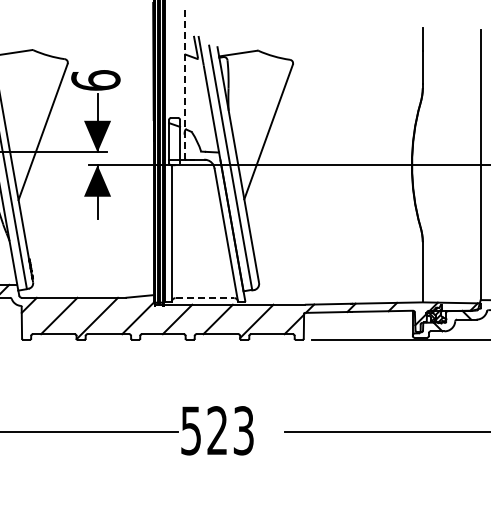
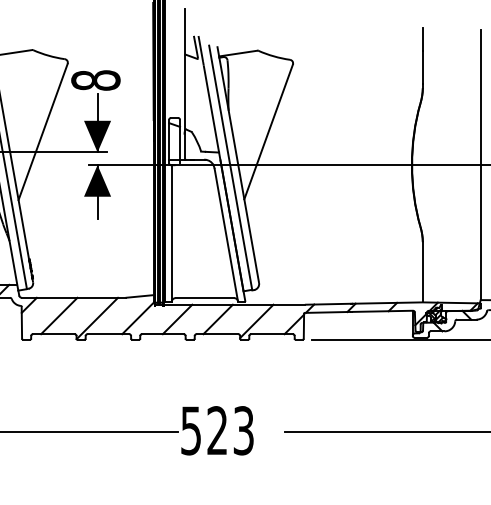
text: 6 -> 8 (95, 80)
line: dashed -> solid (184, 83)
line: dashed -> solid (205, 298)
